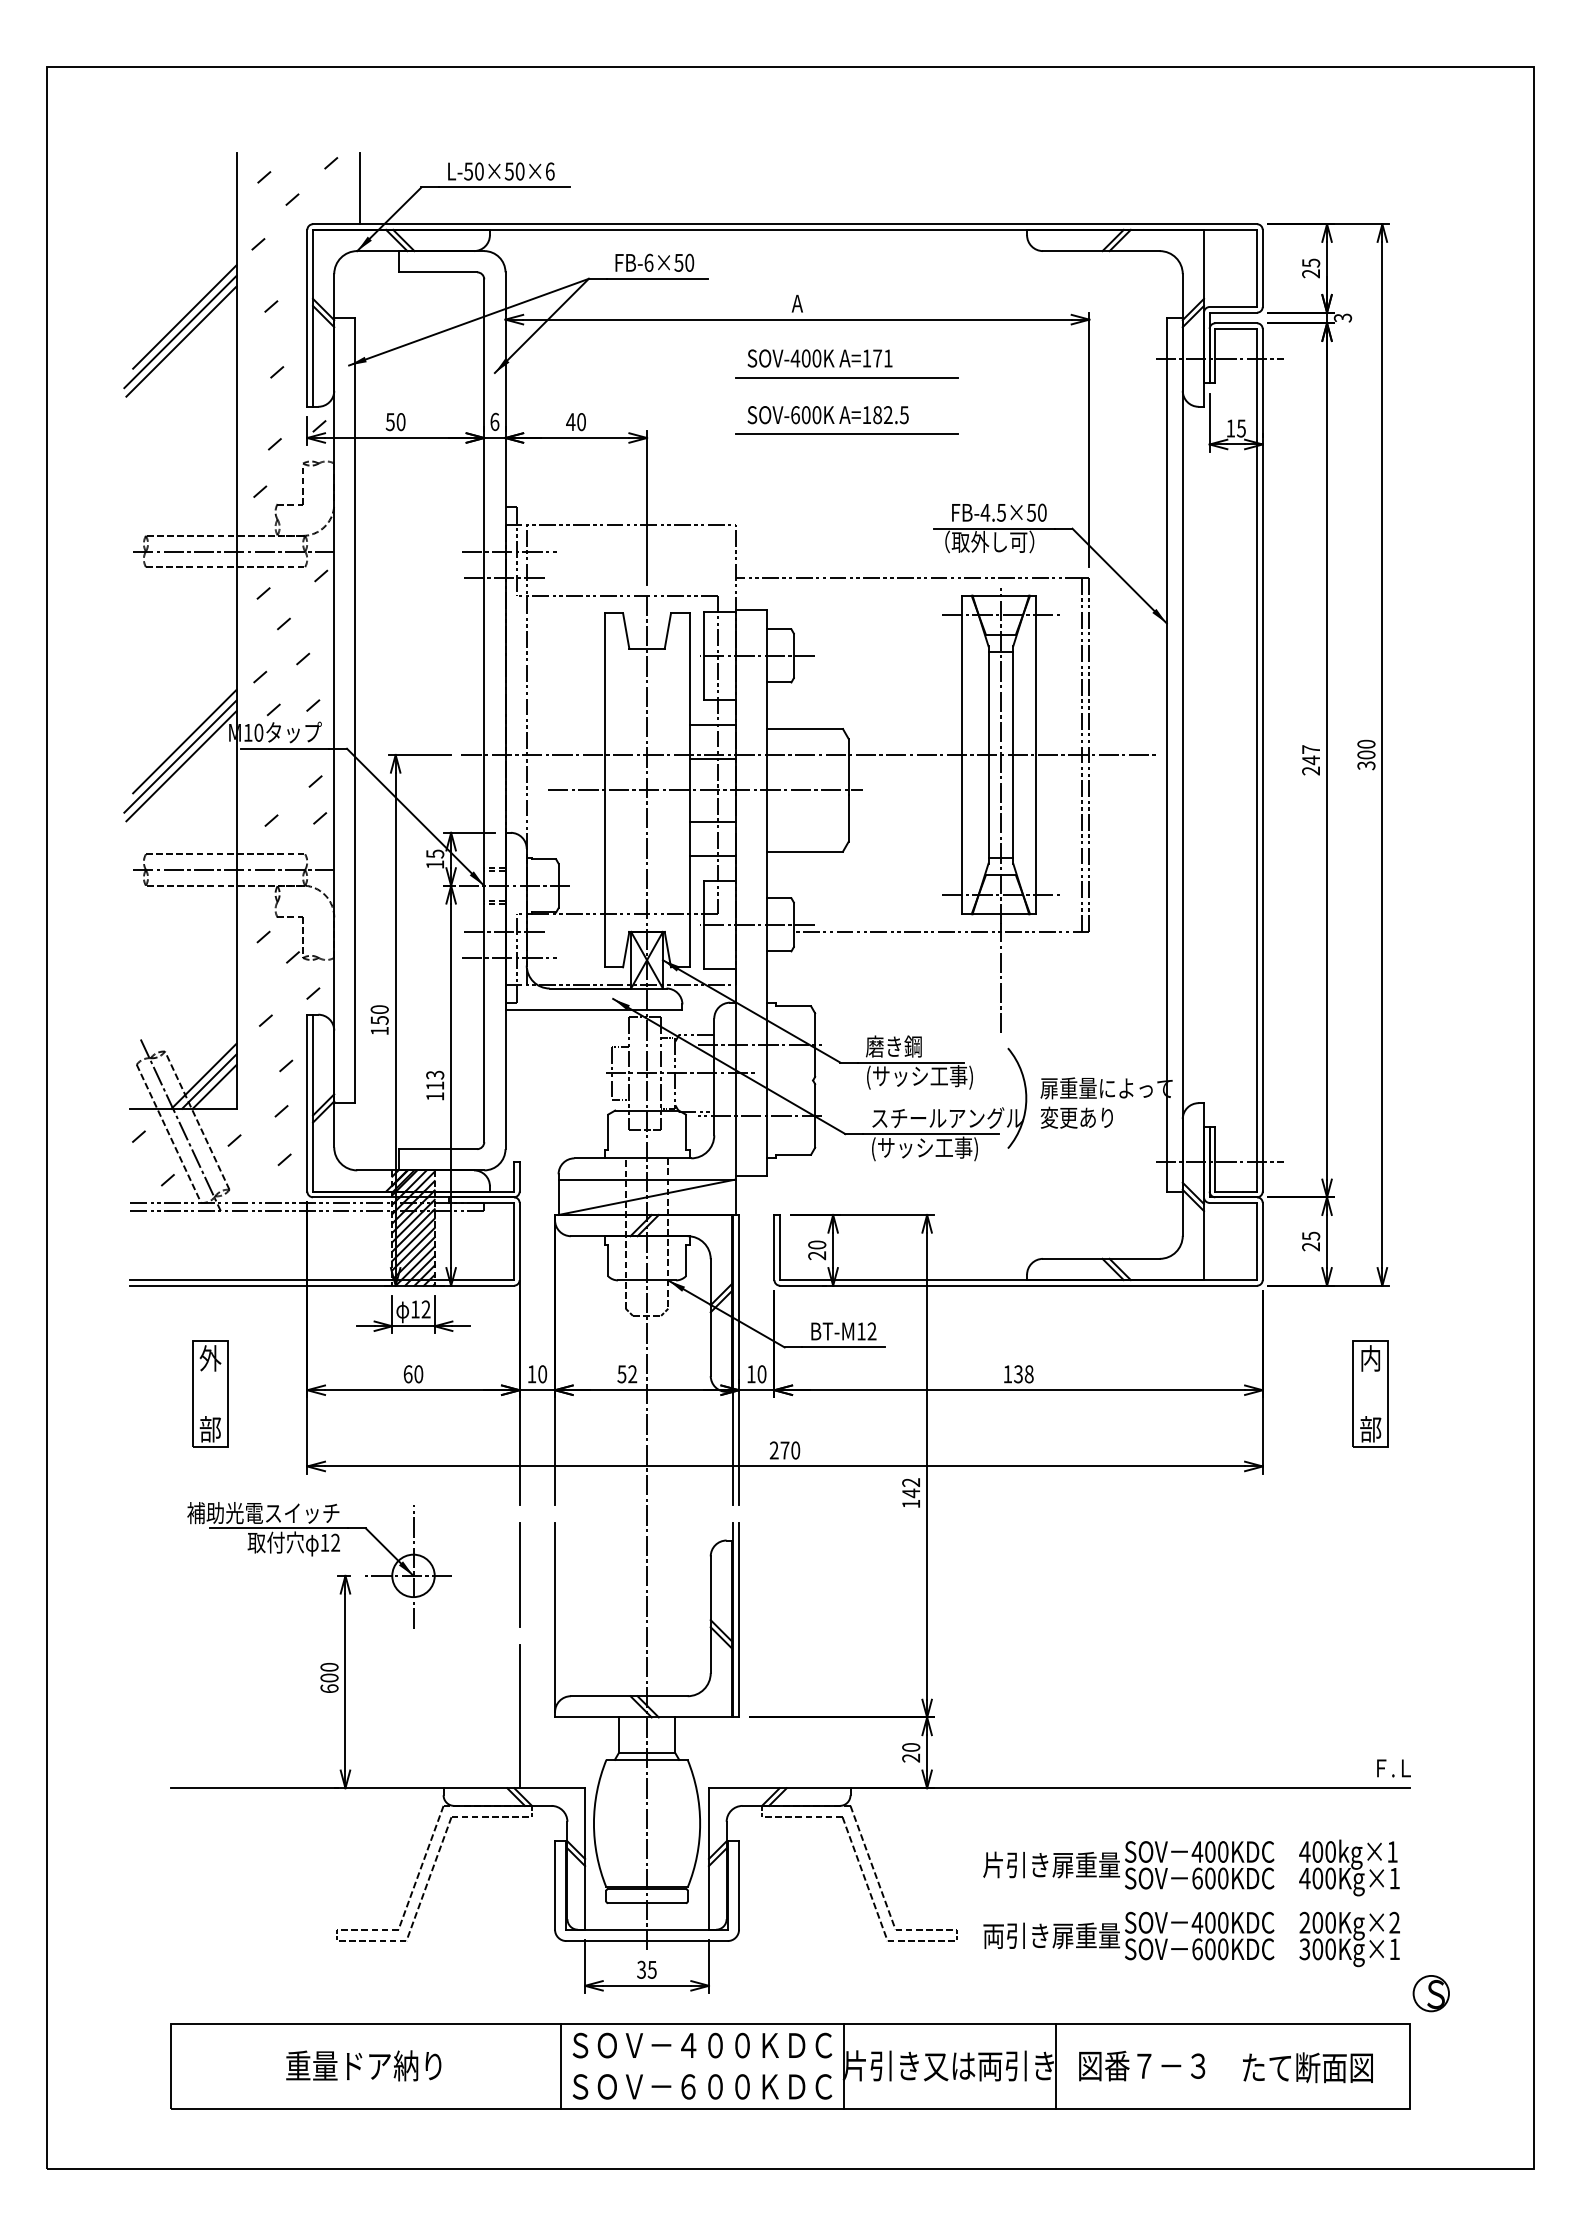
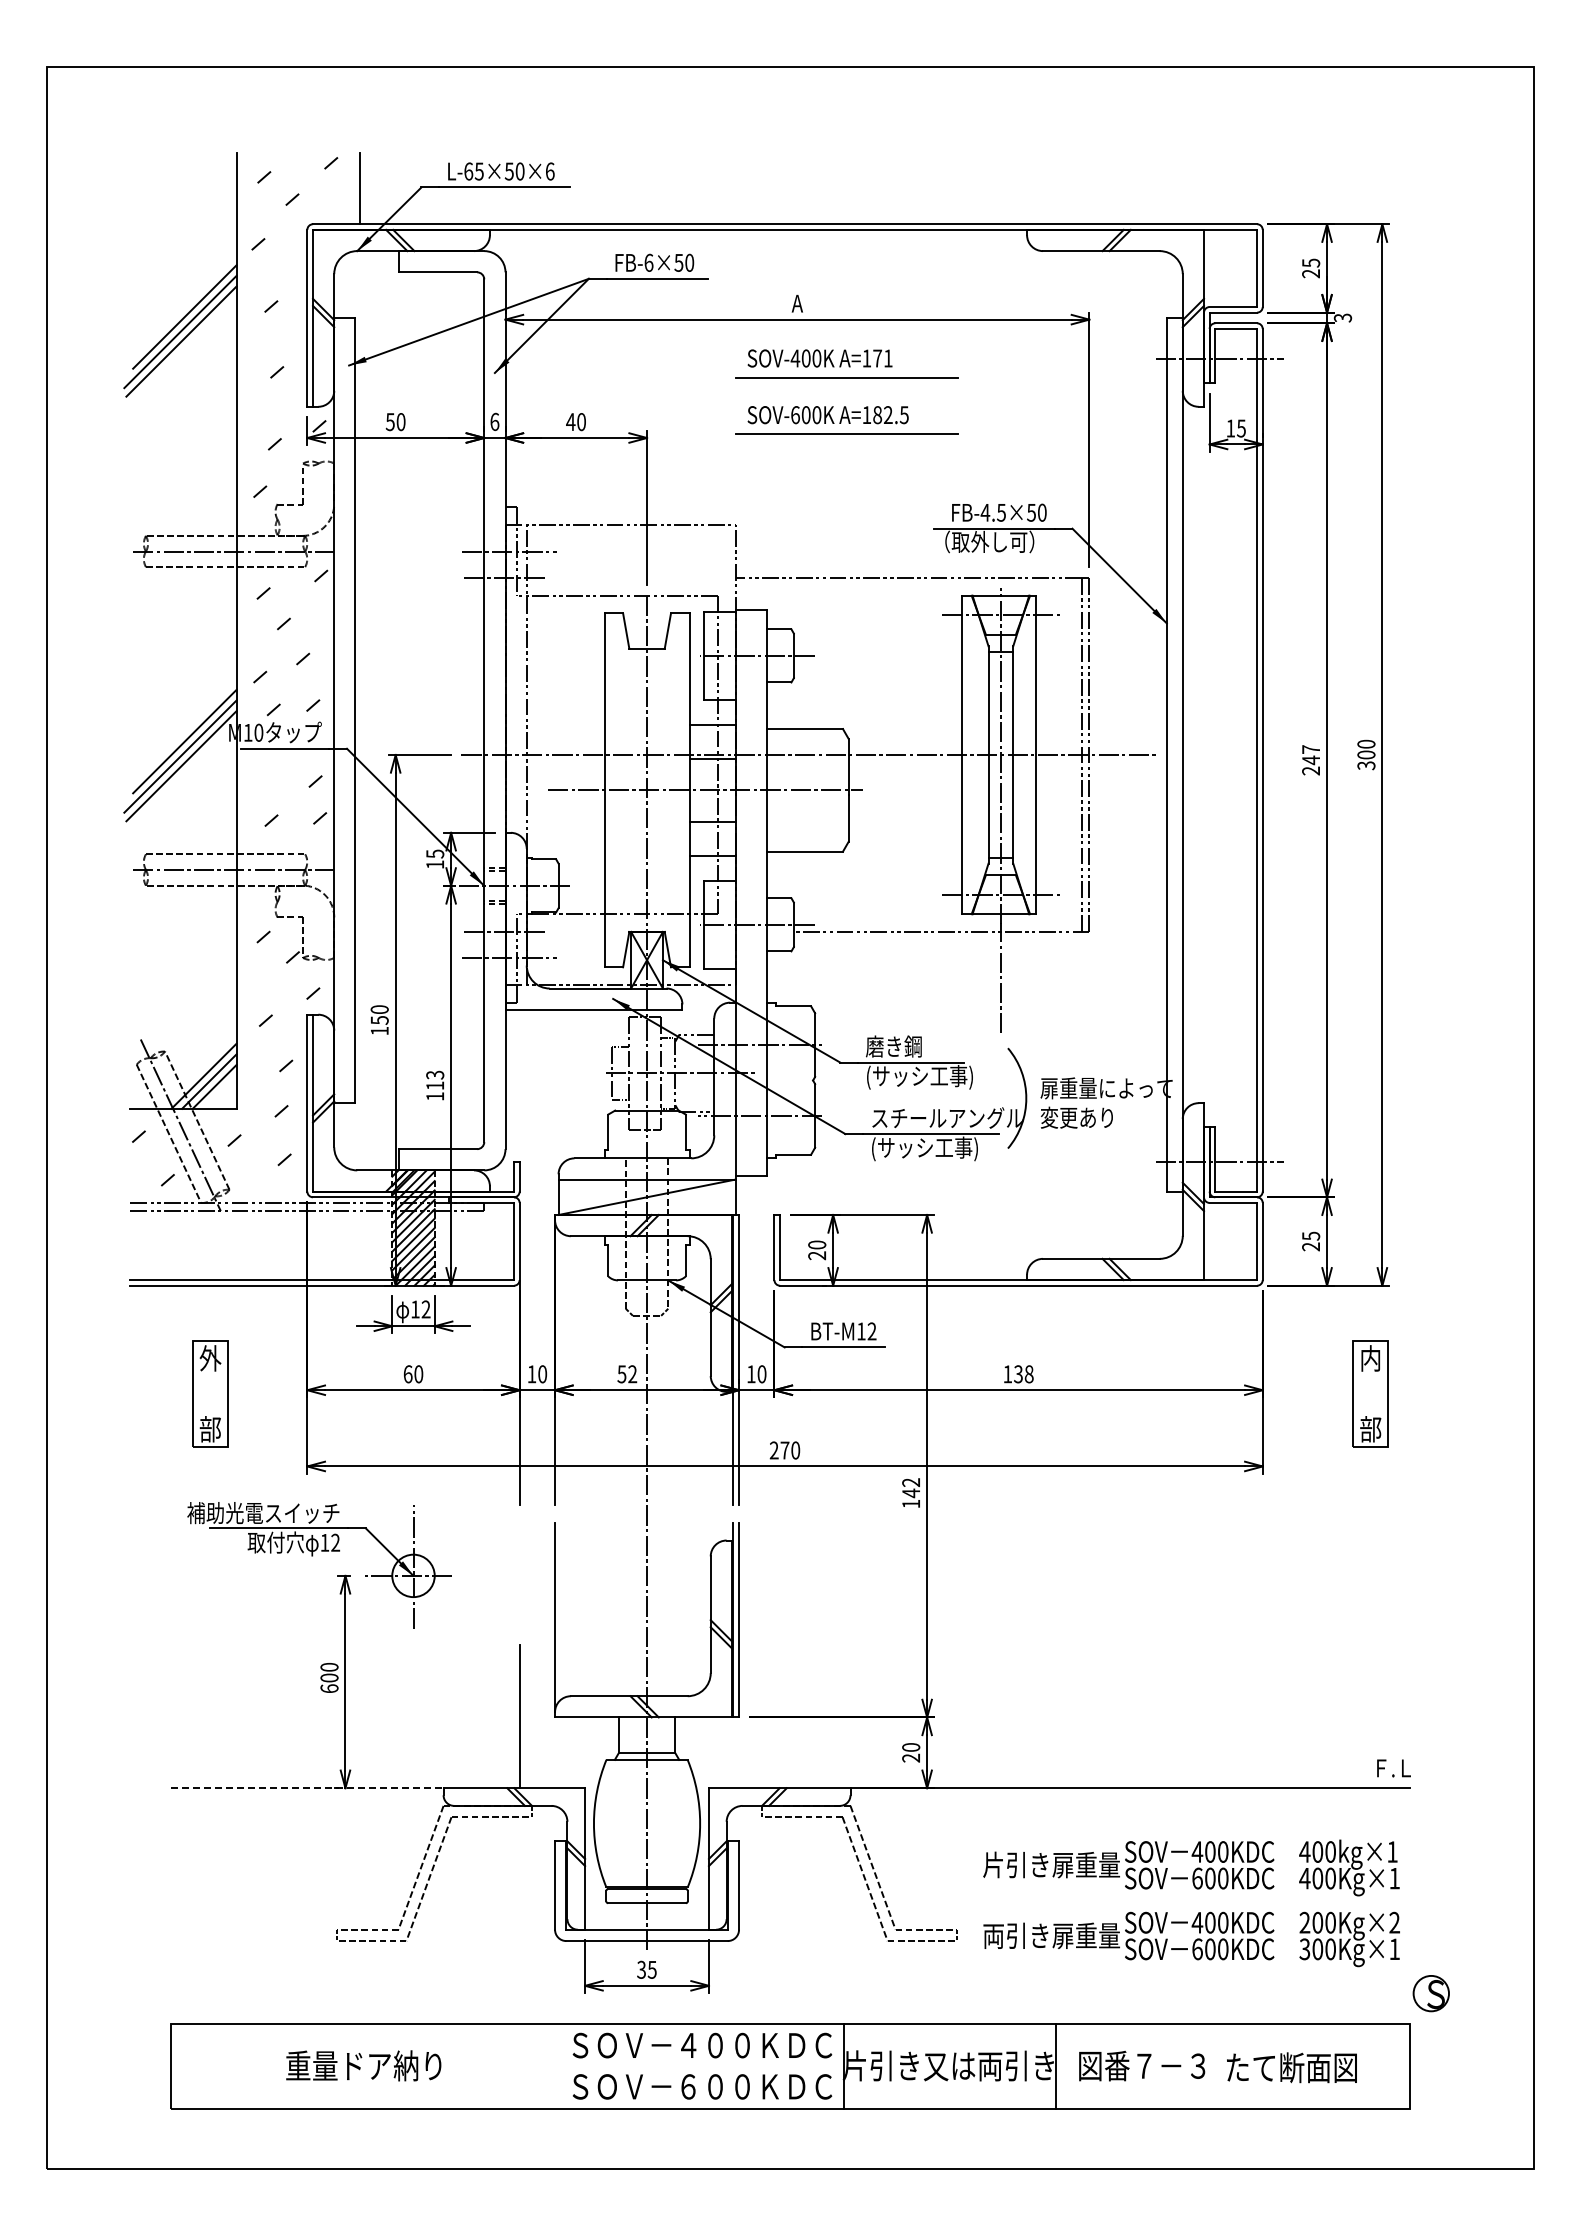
text: L-50×50×6 -> L-65×50×6 (473, 171)
line: present -> none (519, 1574)
line: solid -> dashed (307, 1788)
line: present -> none (560, 2065)
text position: (1307, 2067) -> (1291, 2067) (1291, 2067)
